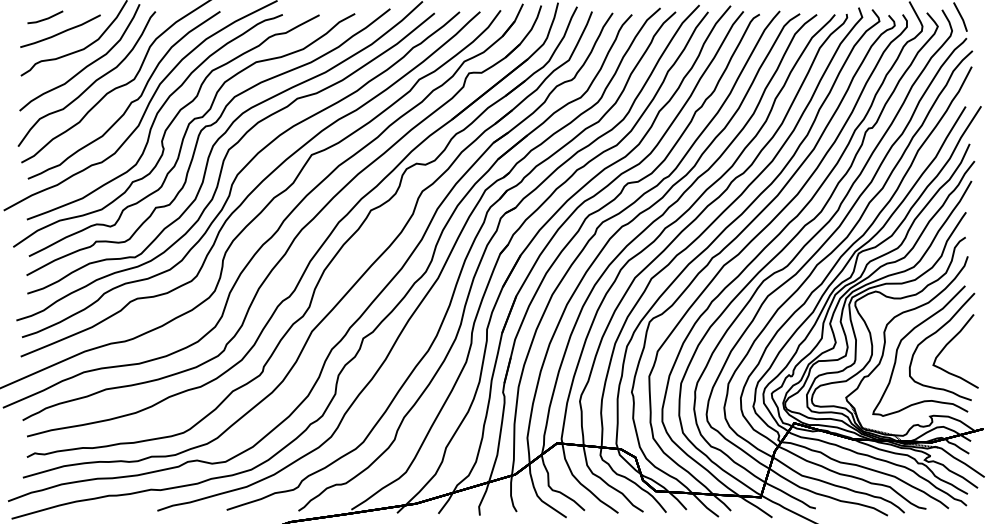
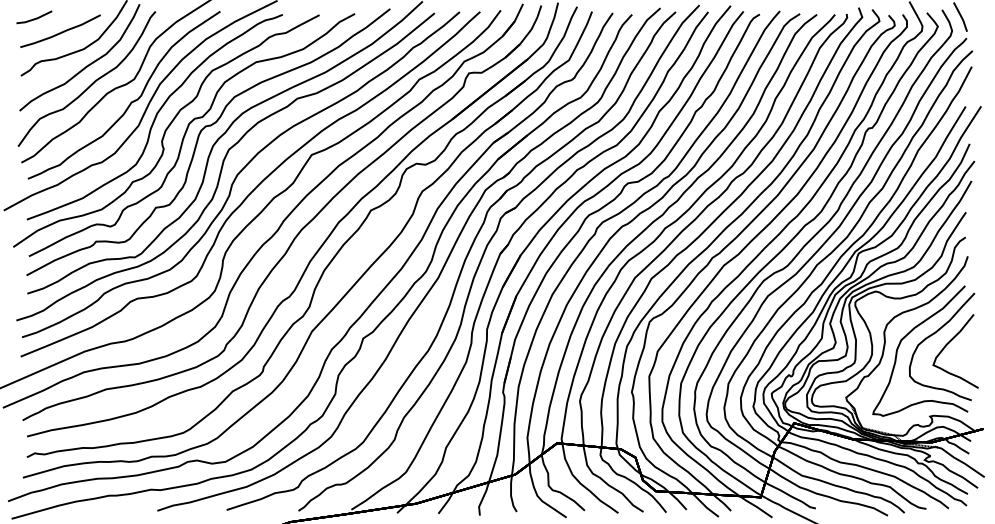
part position: (45, 17) -> (34, 17) (34, 17)
